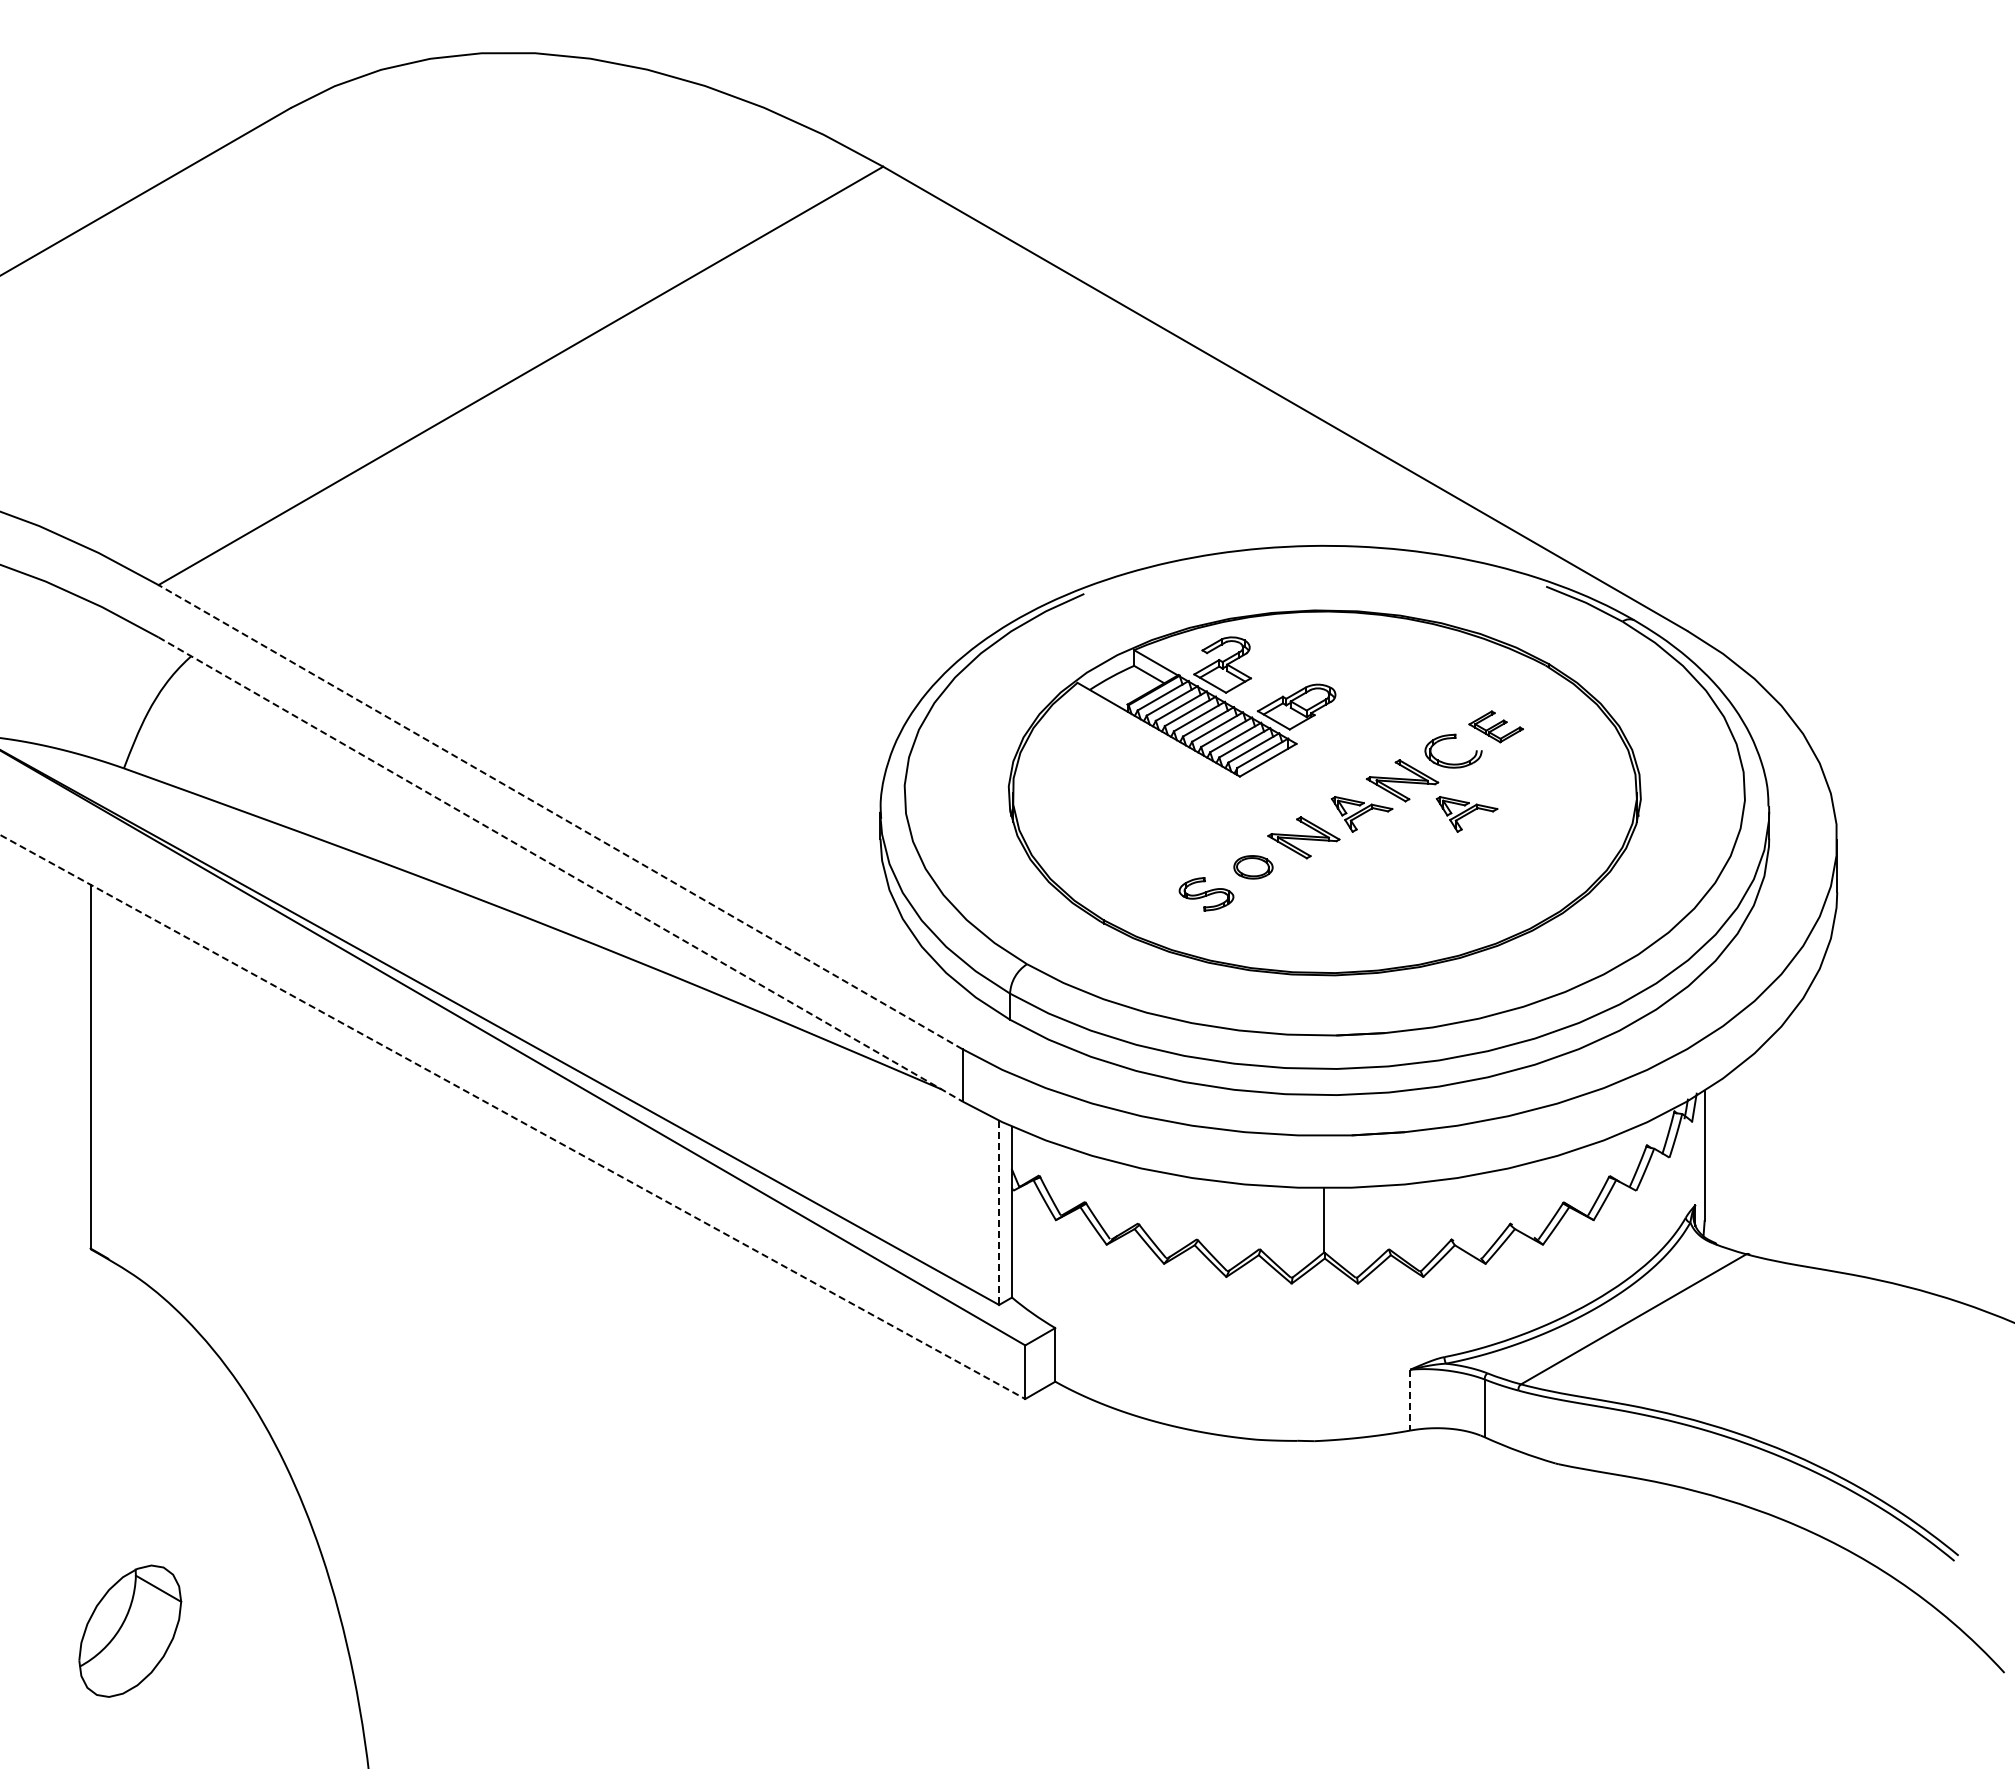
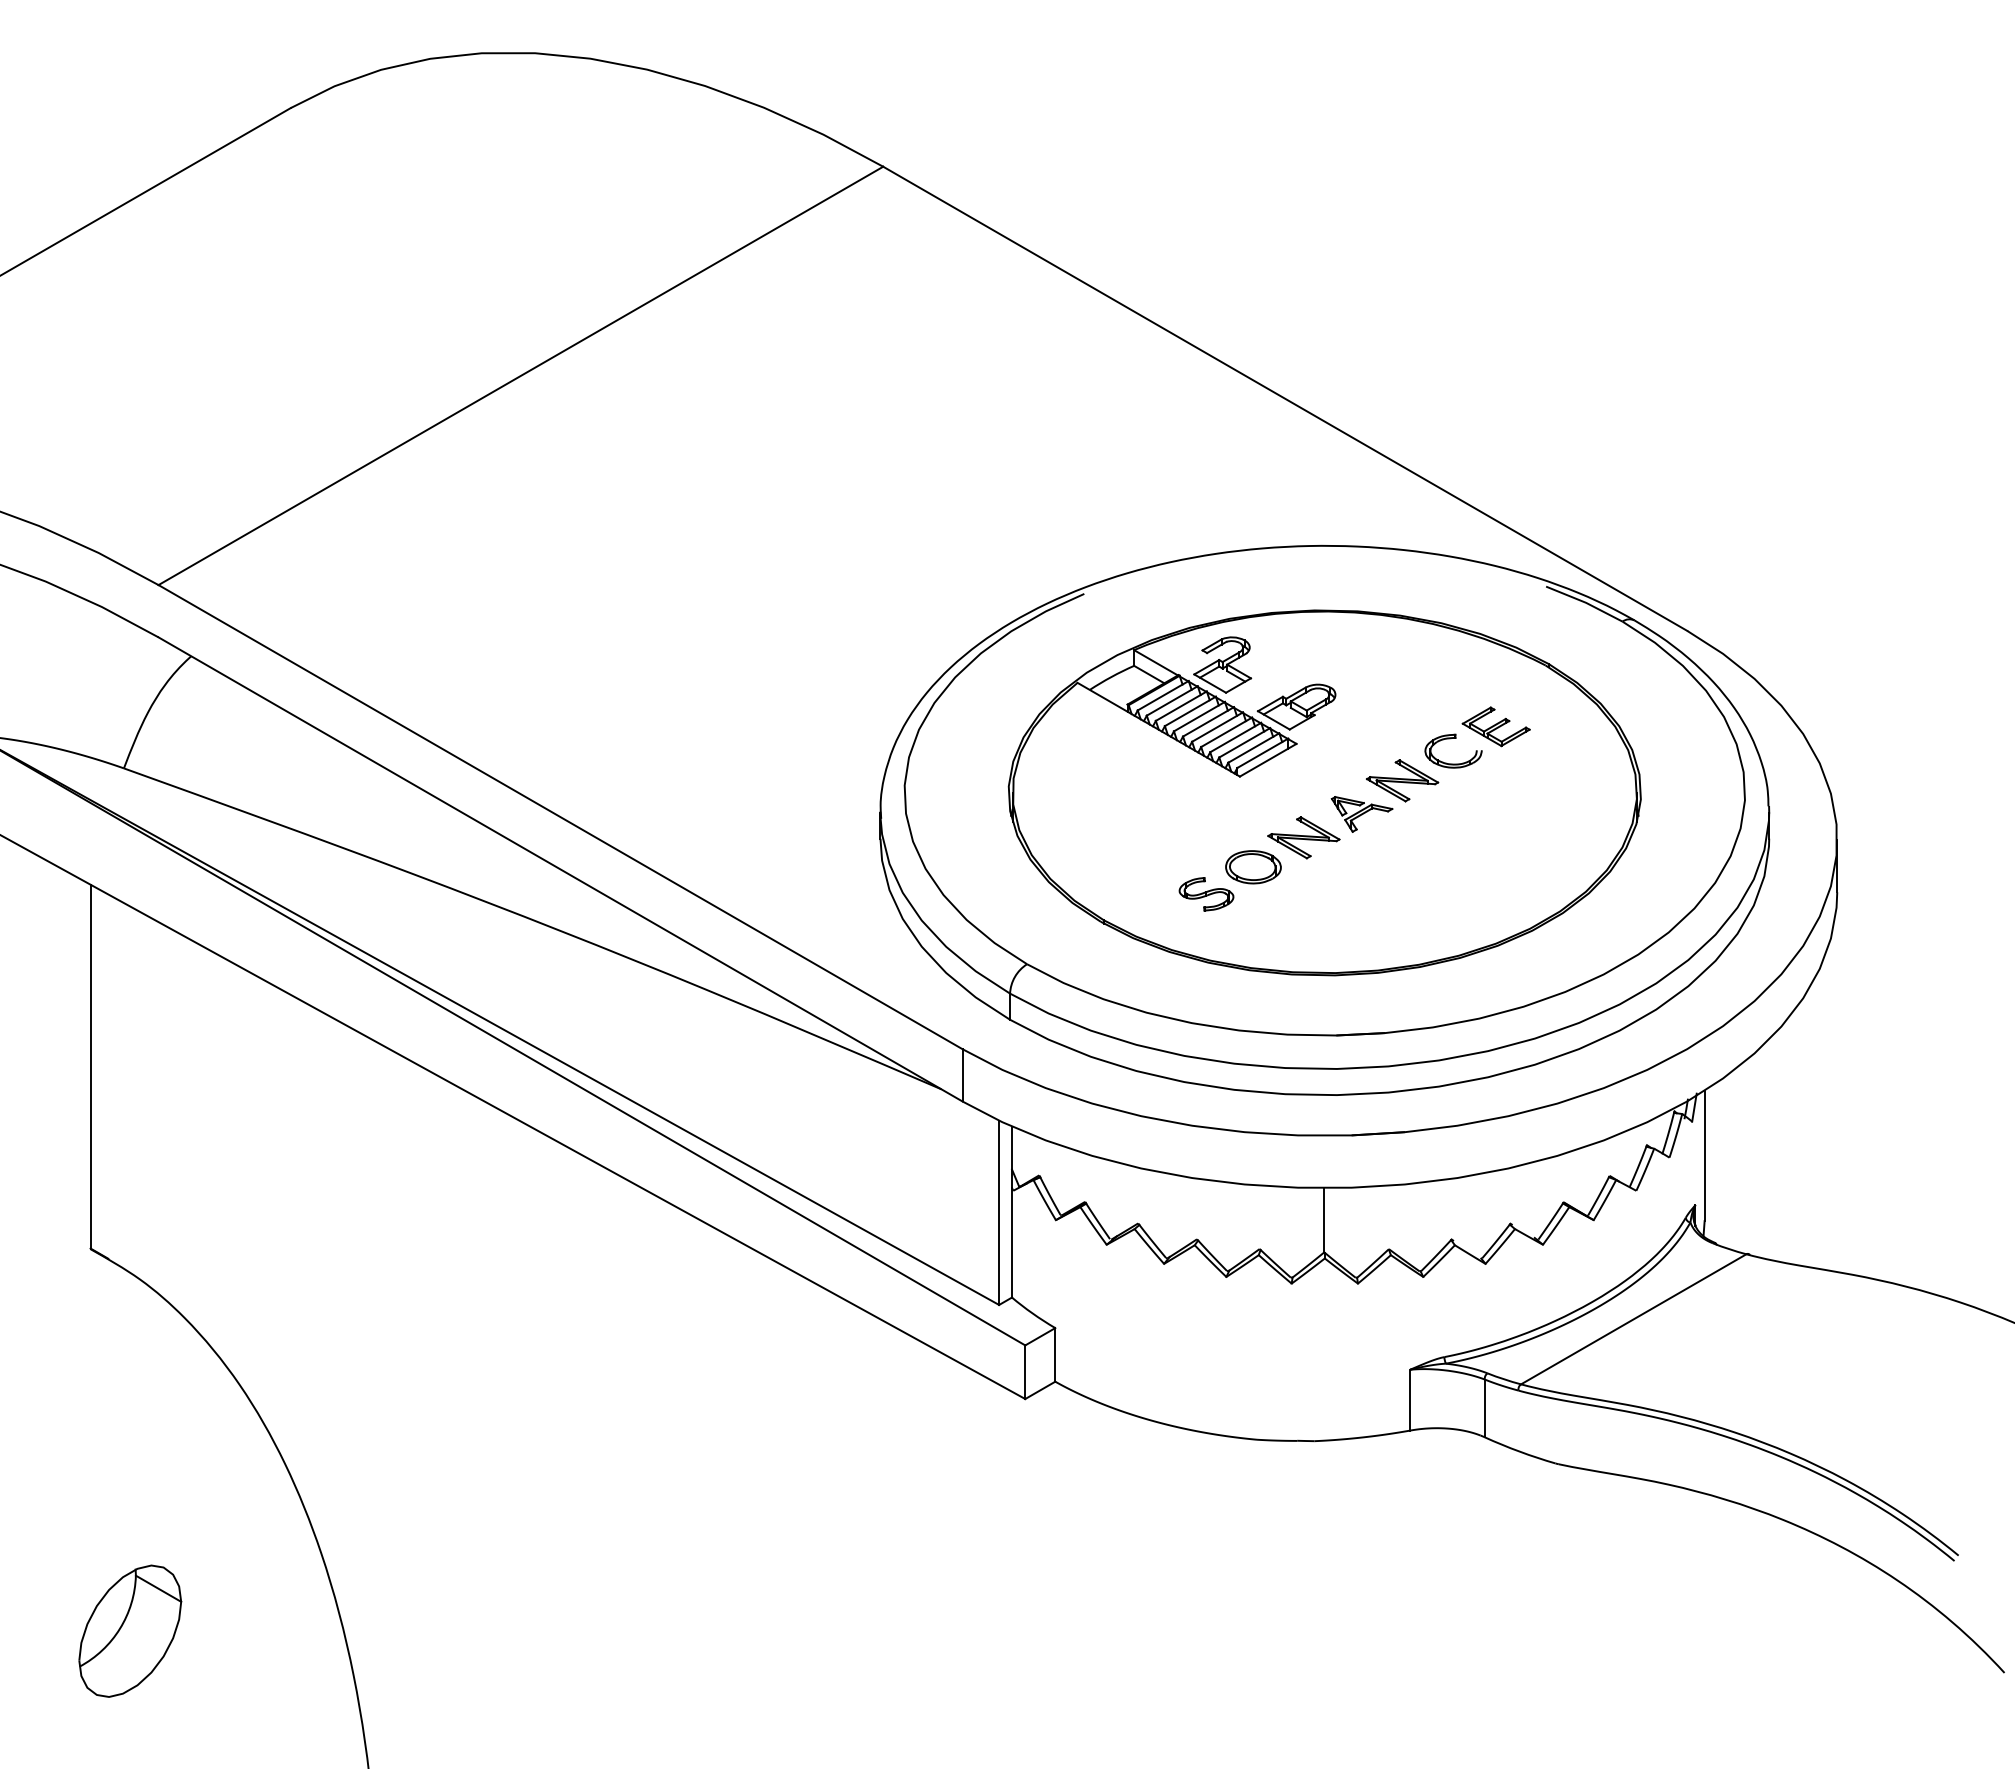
part size: 56x34 px -> 70x42 px (1495, 726)
part: present -> none (1466, 814)
line: dashed -> solid (560, 816)
part size: 41x25 px -> 57x35 px (1253, 867)
line: dashed -> solid (560, 869)
line: dashed -> solid (512, 1117)
line: dashed -> solid (999, 1213)
line: dashed -> solid (1410, 1400)
